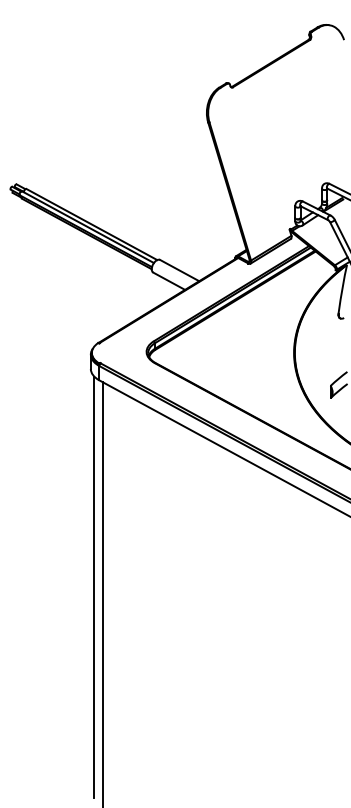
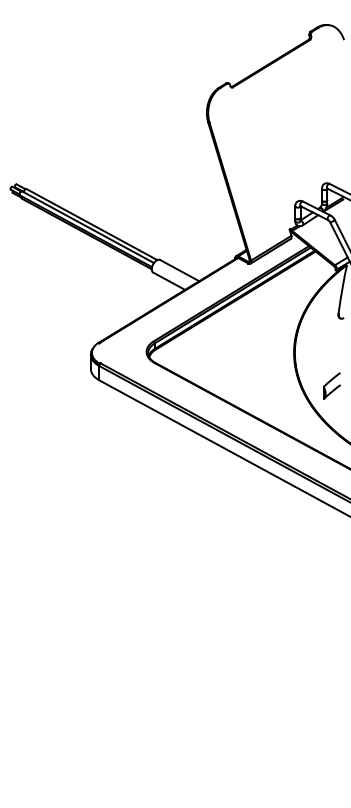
part position: (338, 384) -> (331, 385) (331, 385)
line: present -> none (94, 587)
line: present -> none (102, 593)
